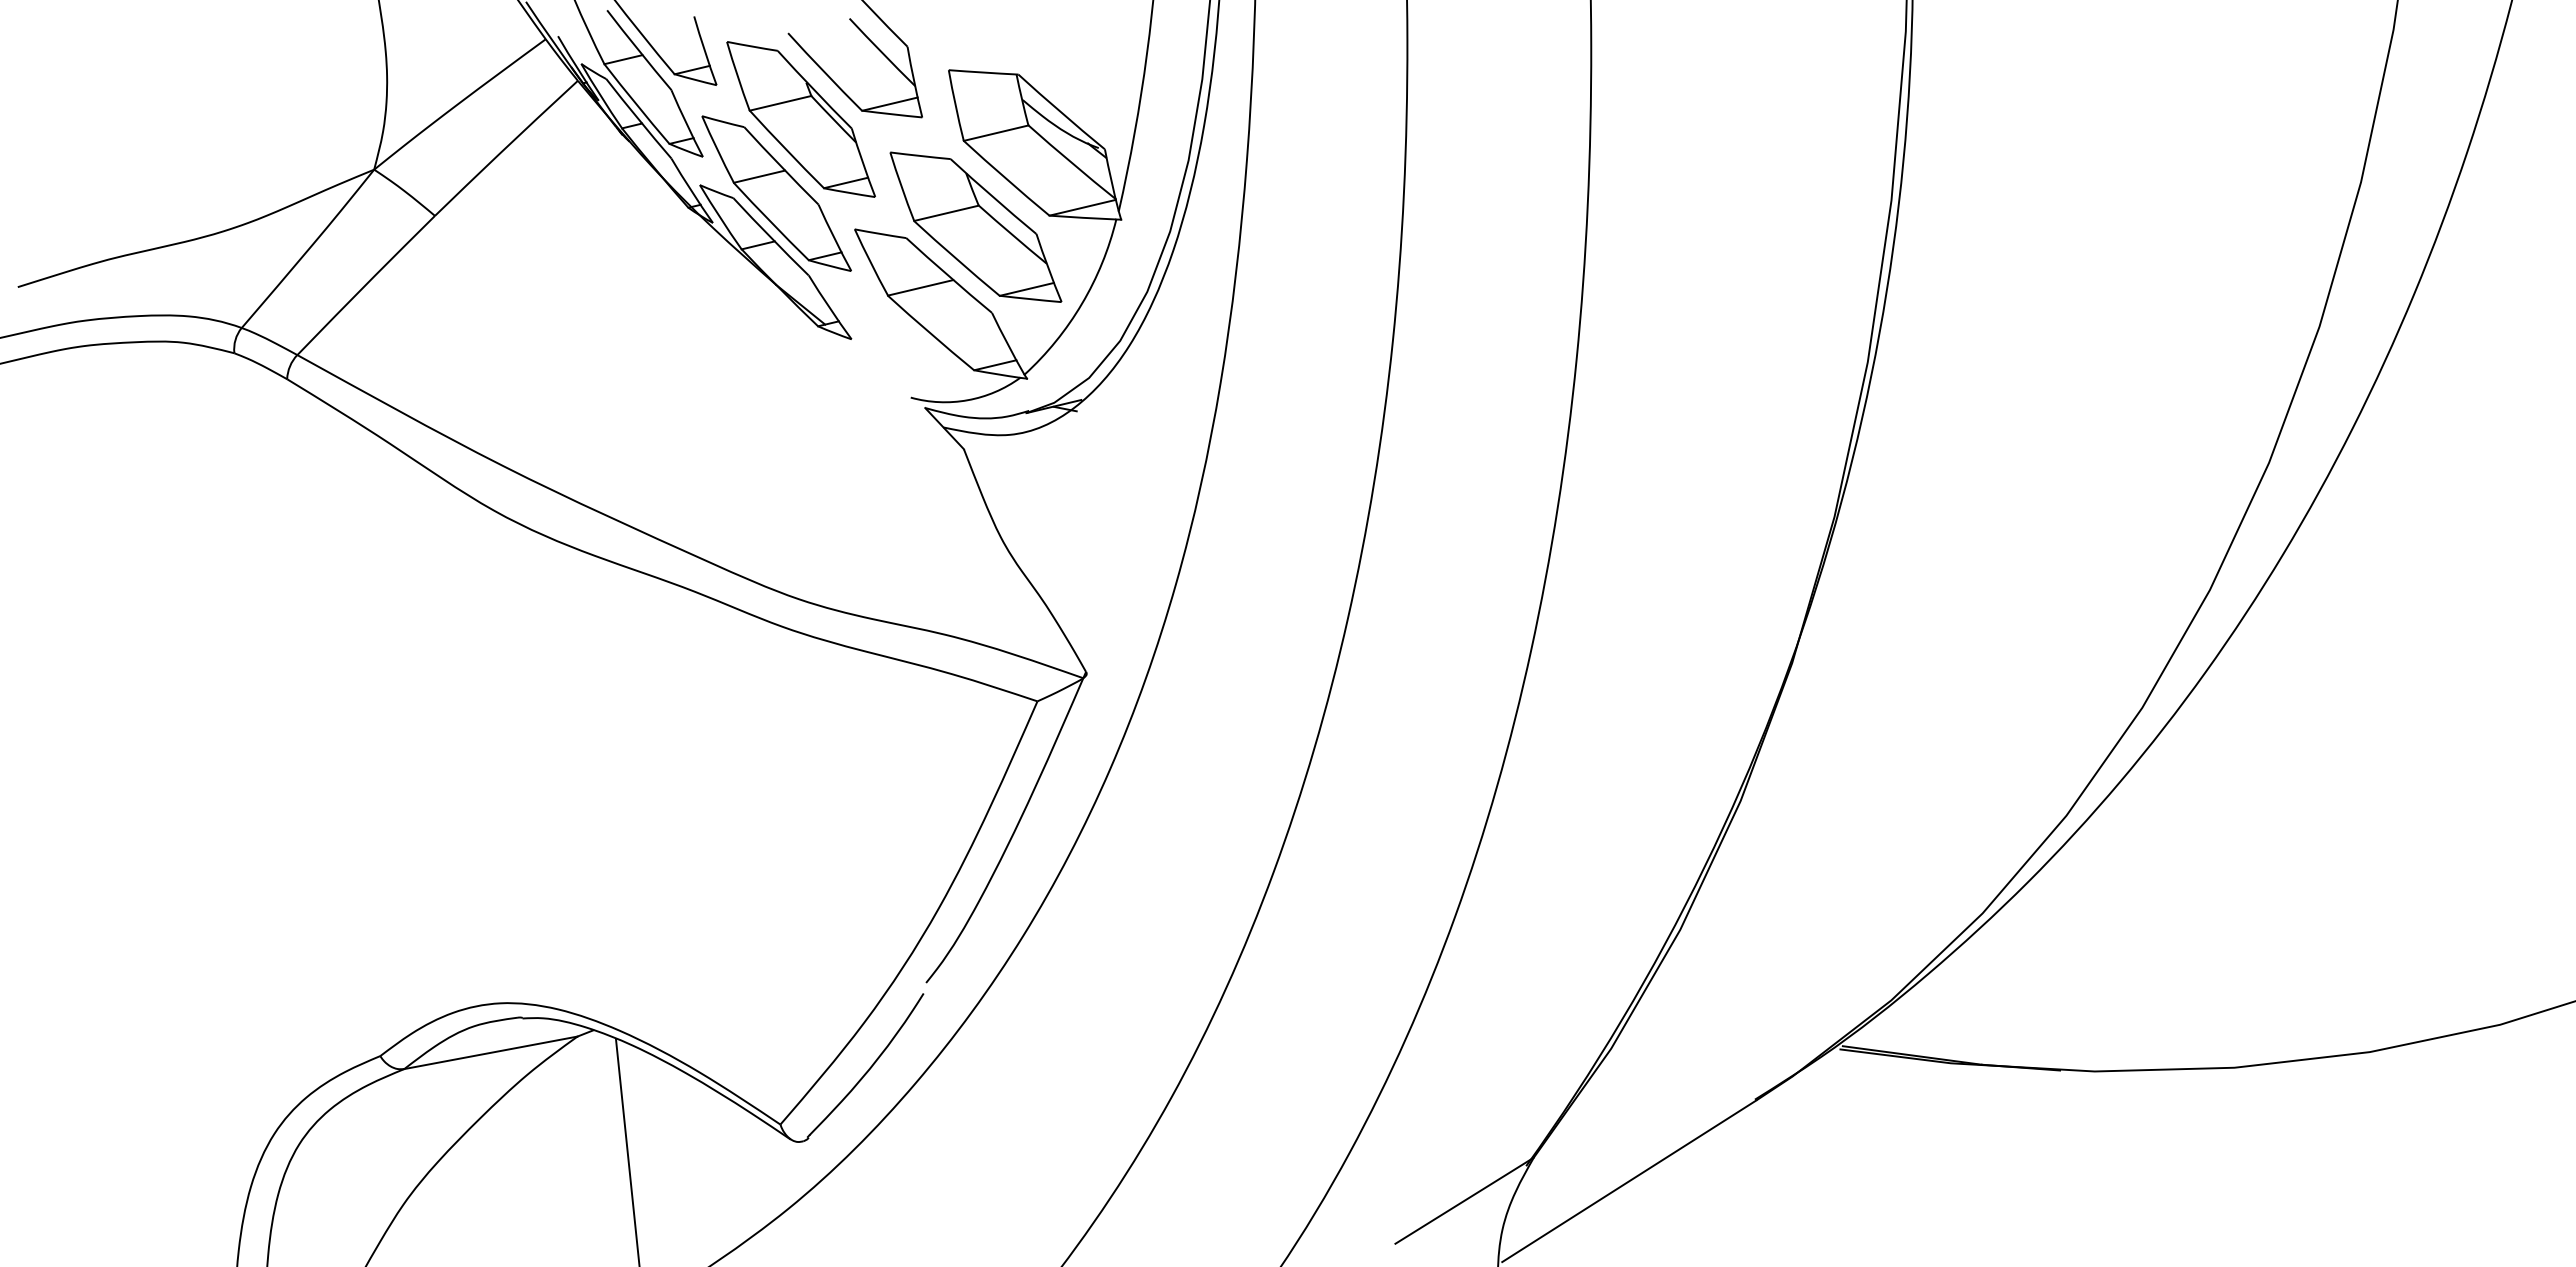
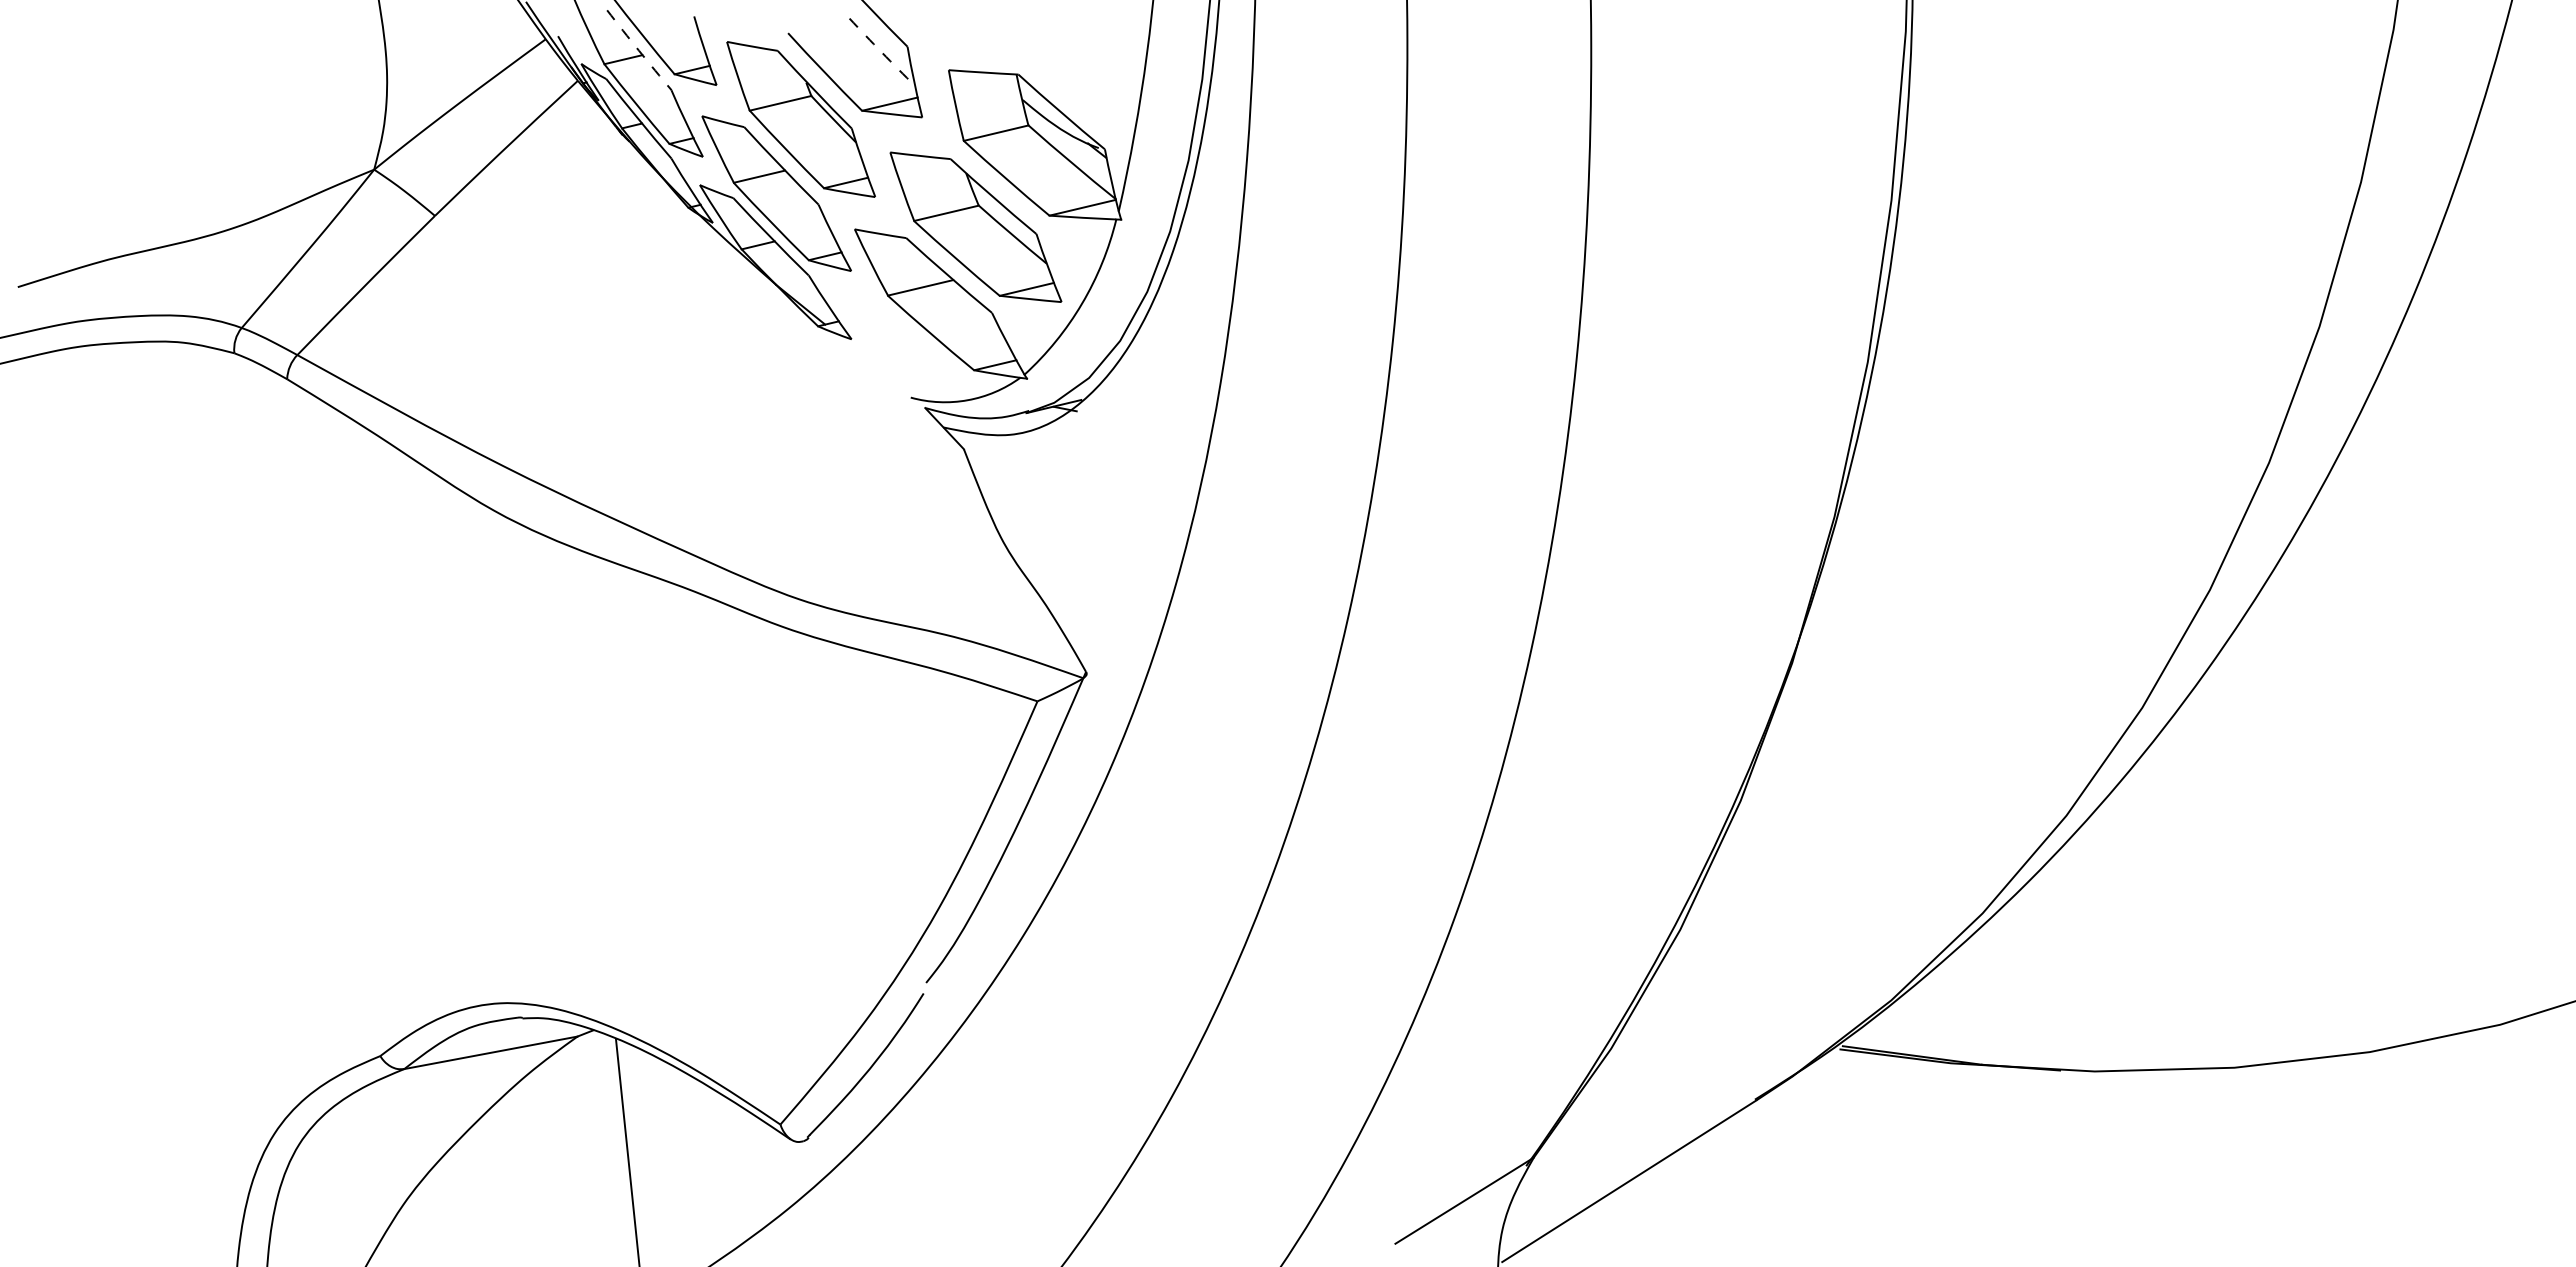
arc: solid -> dashed (638, 50)
arc: solid -> dashed (882, 52)
